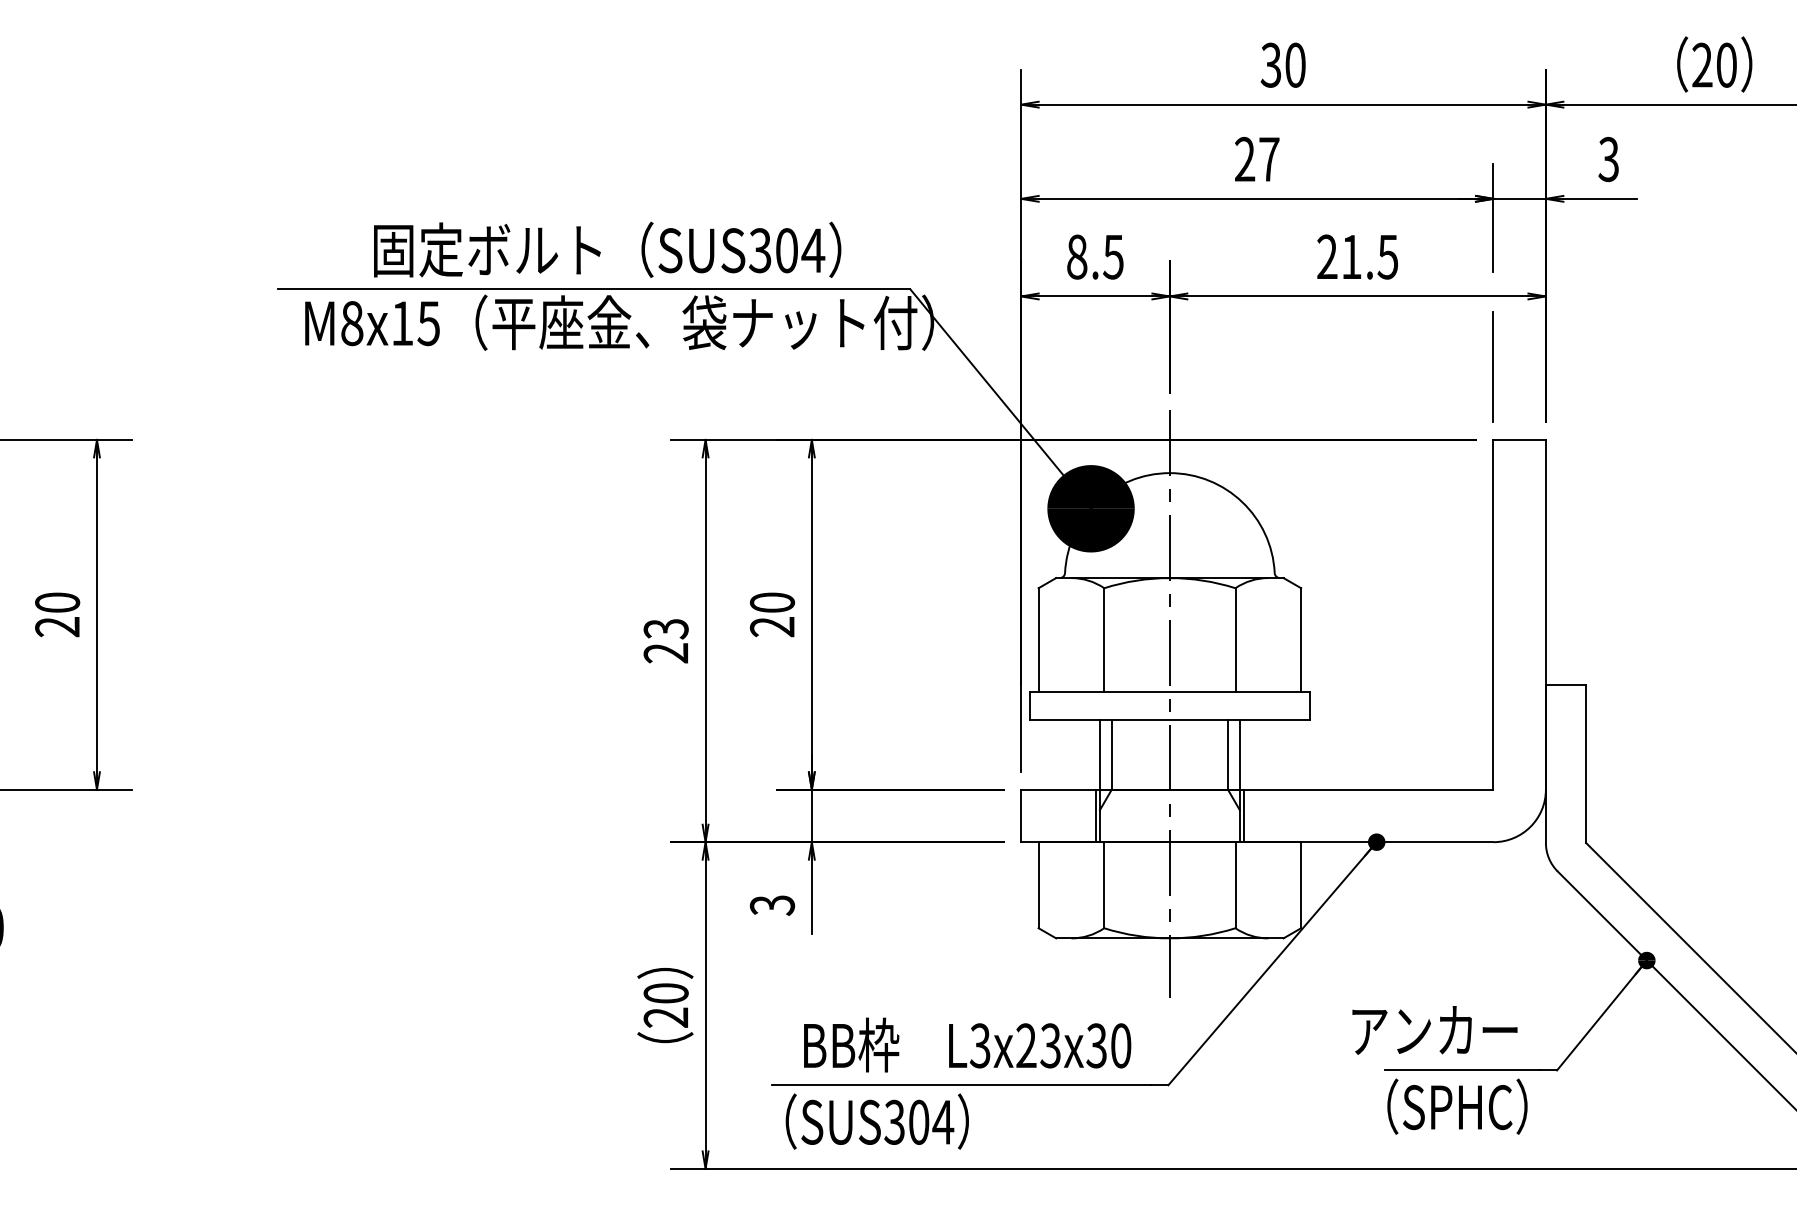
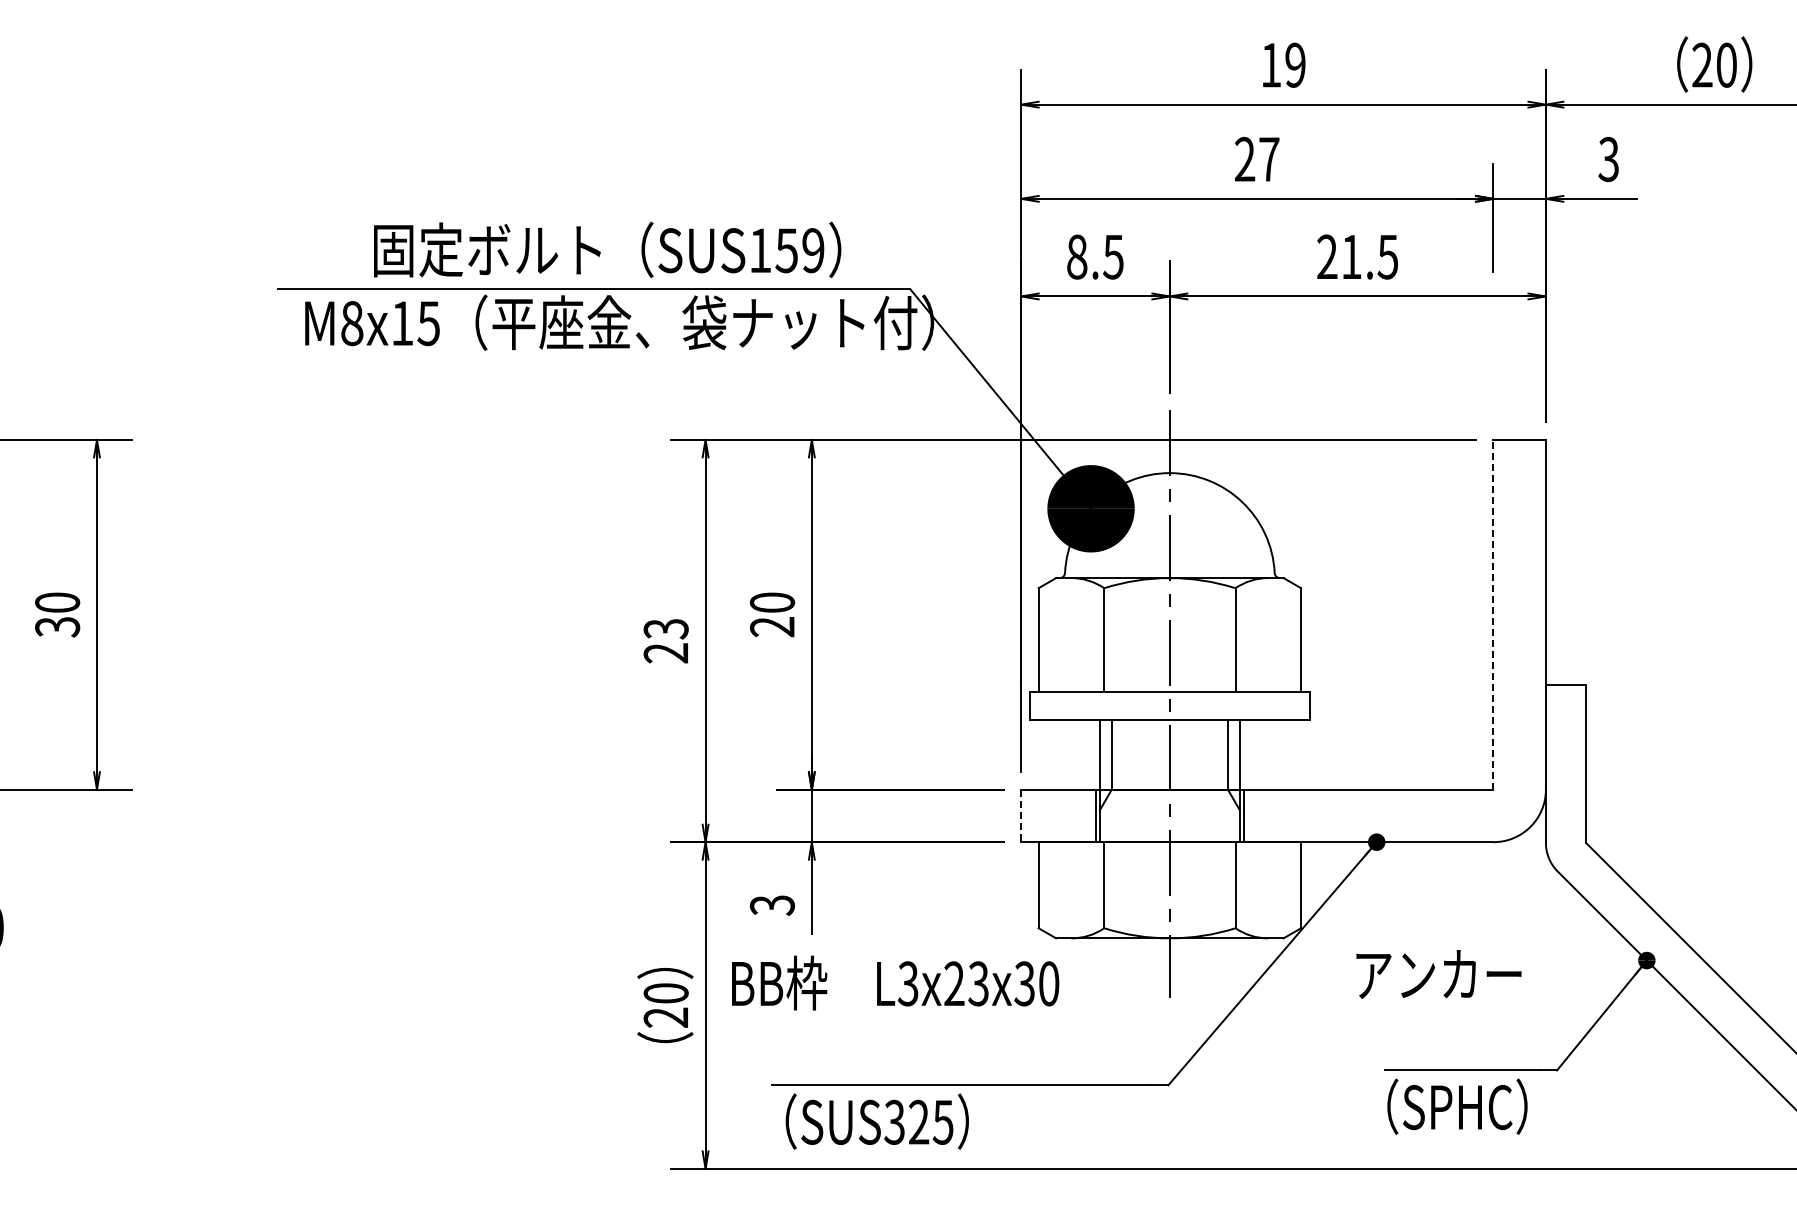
text: 30 -> 19 (1282, 64)
text: SUS304 -> SUS159 (787, 250)
line: present -> none (1493, 367)
line: solid -> dashed (1493, 614)
text: 20 -> 30 (57, 627)
line: solid -> dashed (1021, 816)
text position: (1434, 1030) -> (1438, 974) (1438, 974)
text position: (967, 1044) -> (895, 982) (895, 982)
text: SUS304 -> SUS325 (931, 1121)
